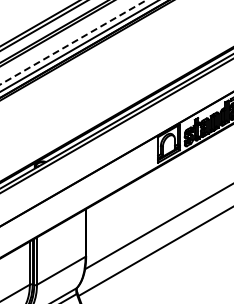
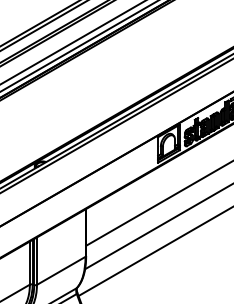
line: dashed -> solid (73, 42)
line: none -> present (158, 203)
